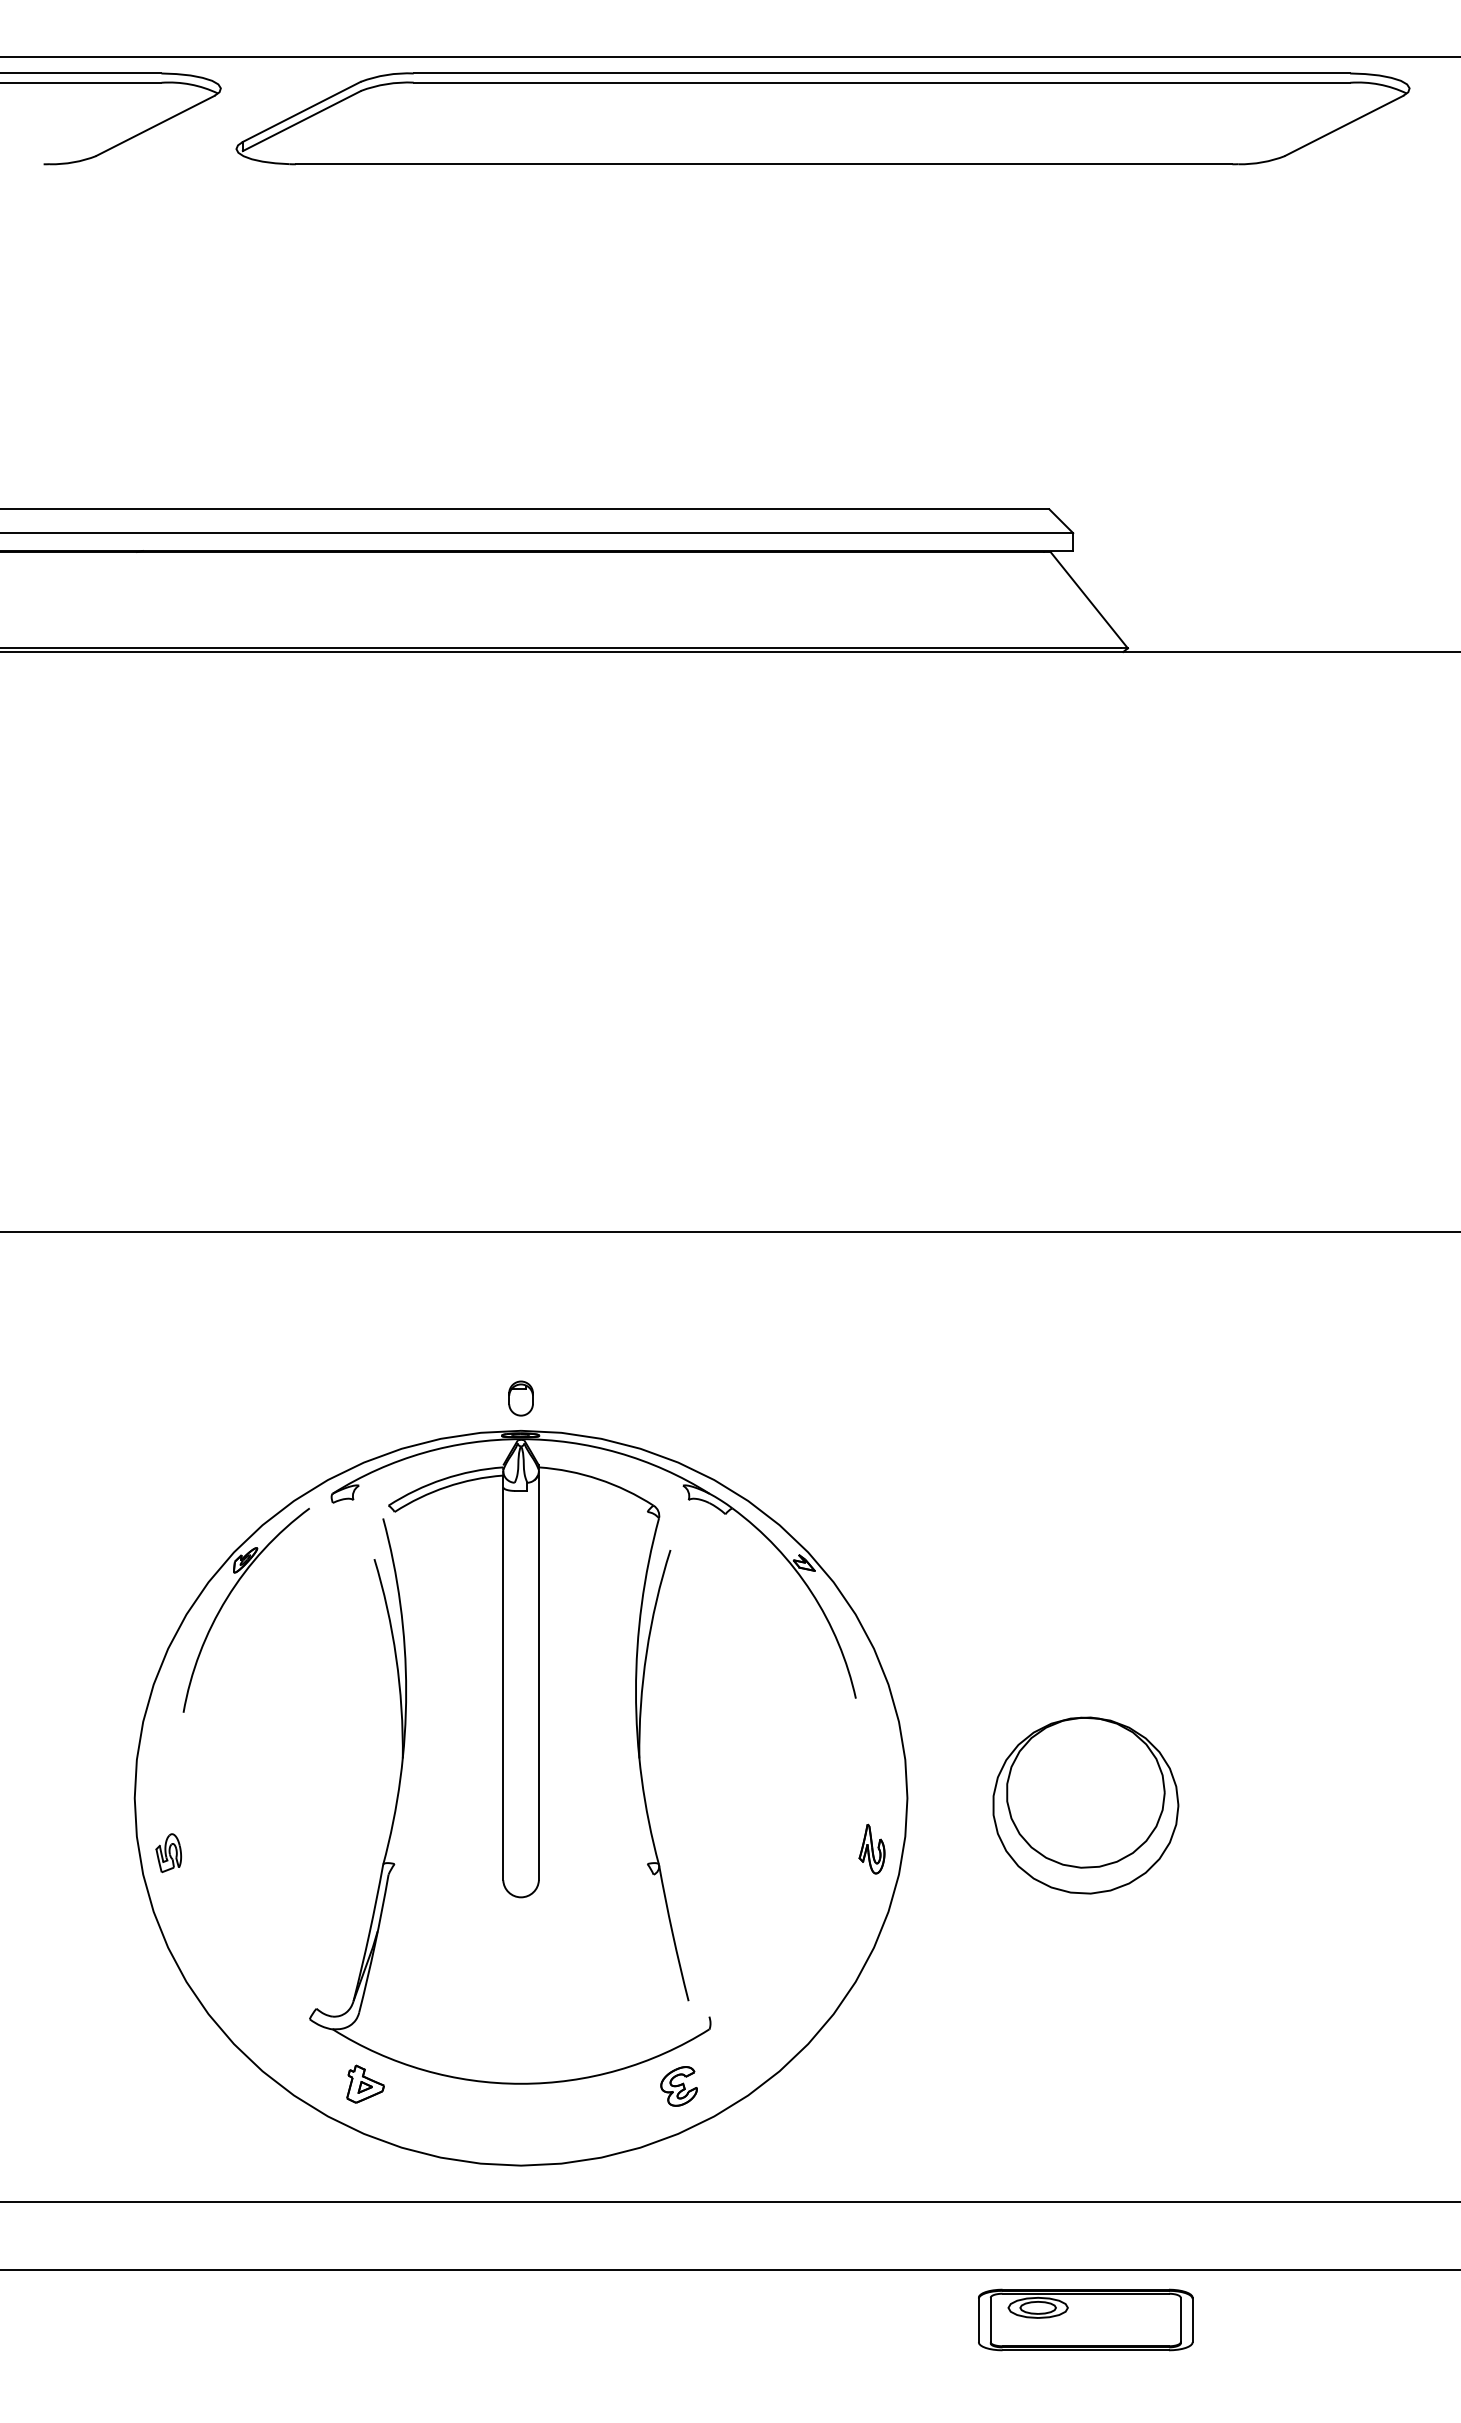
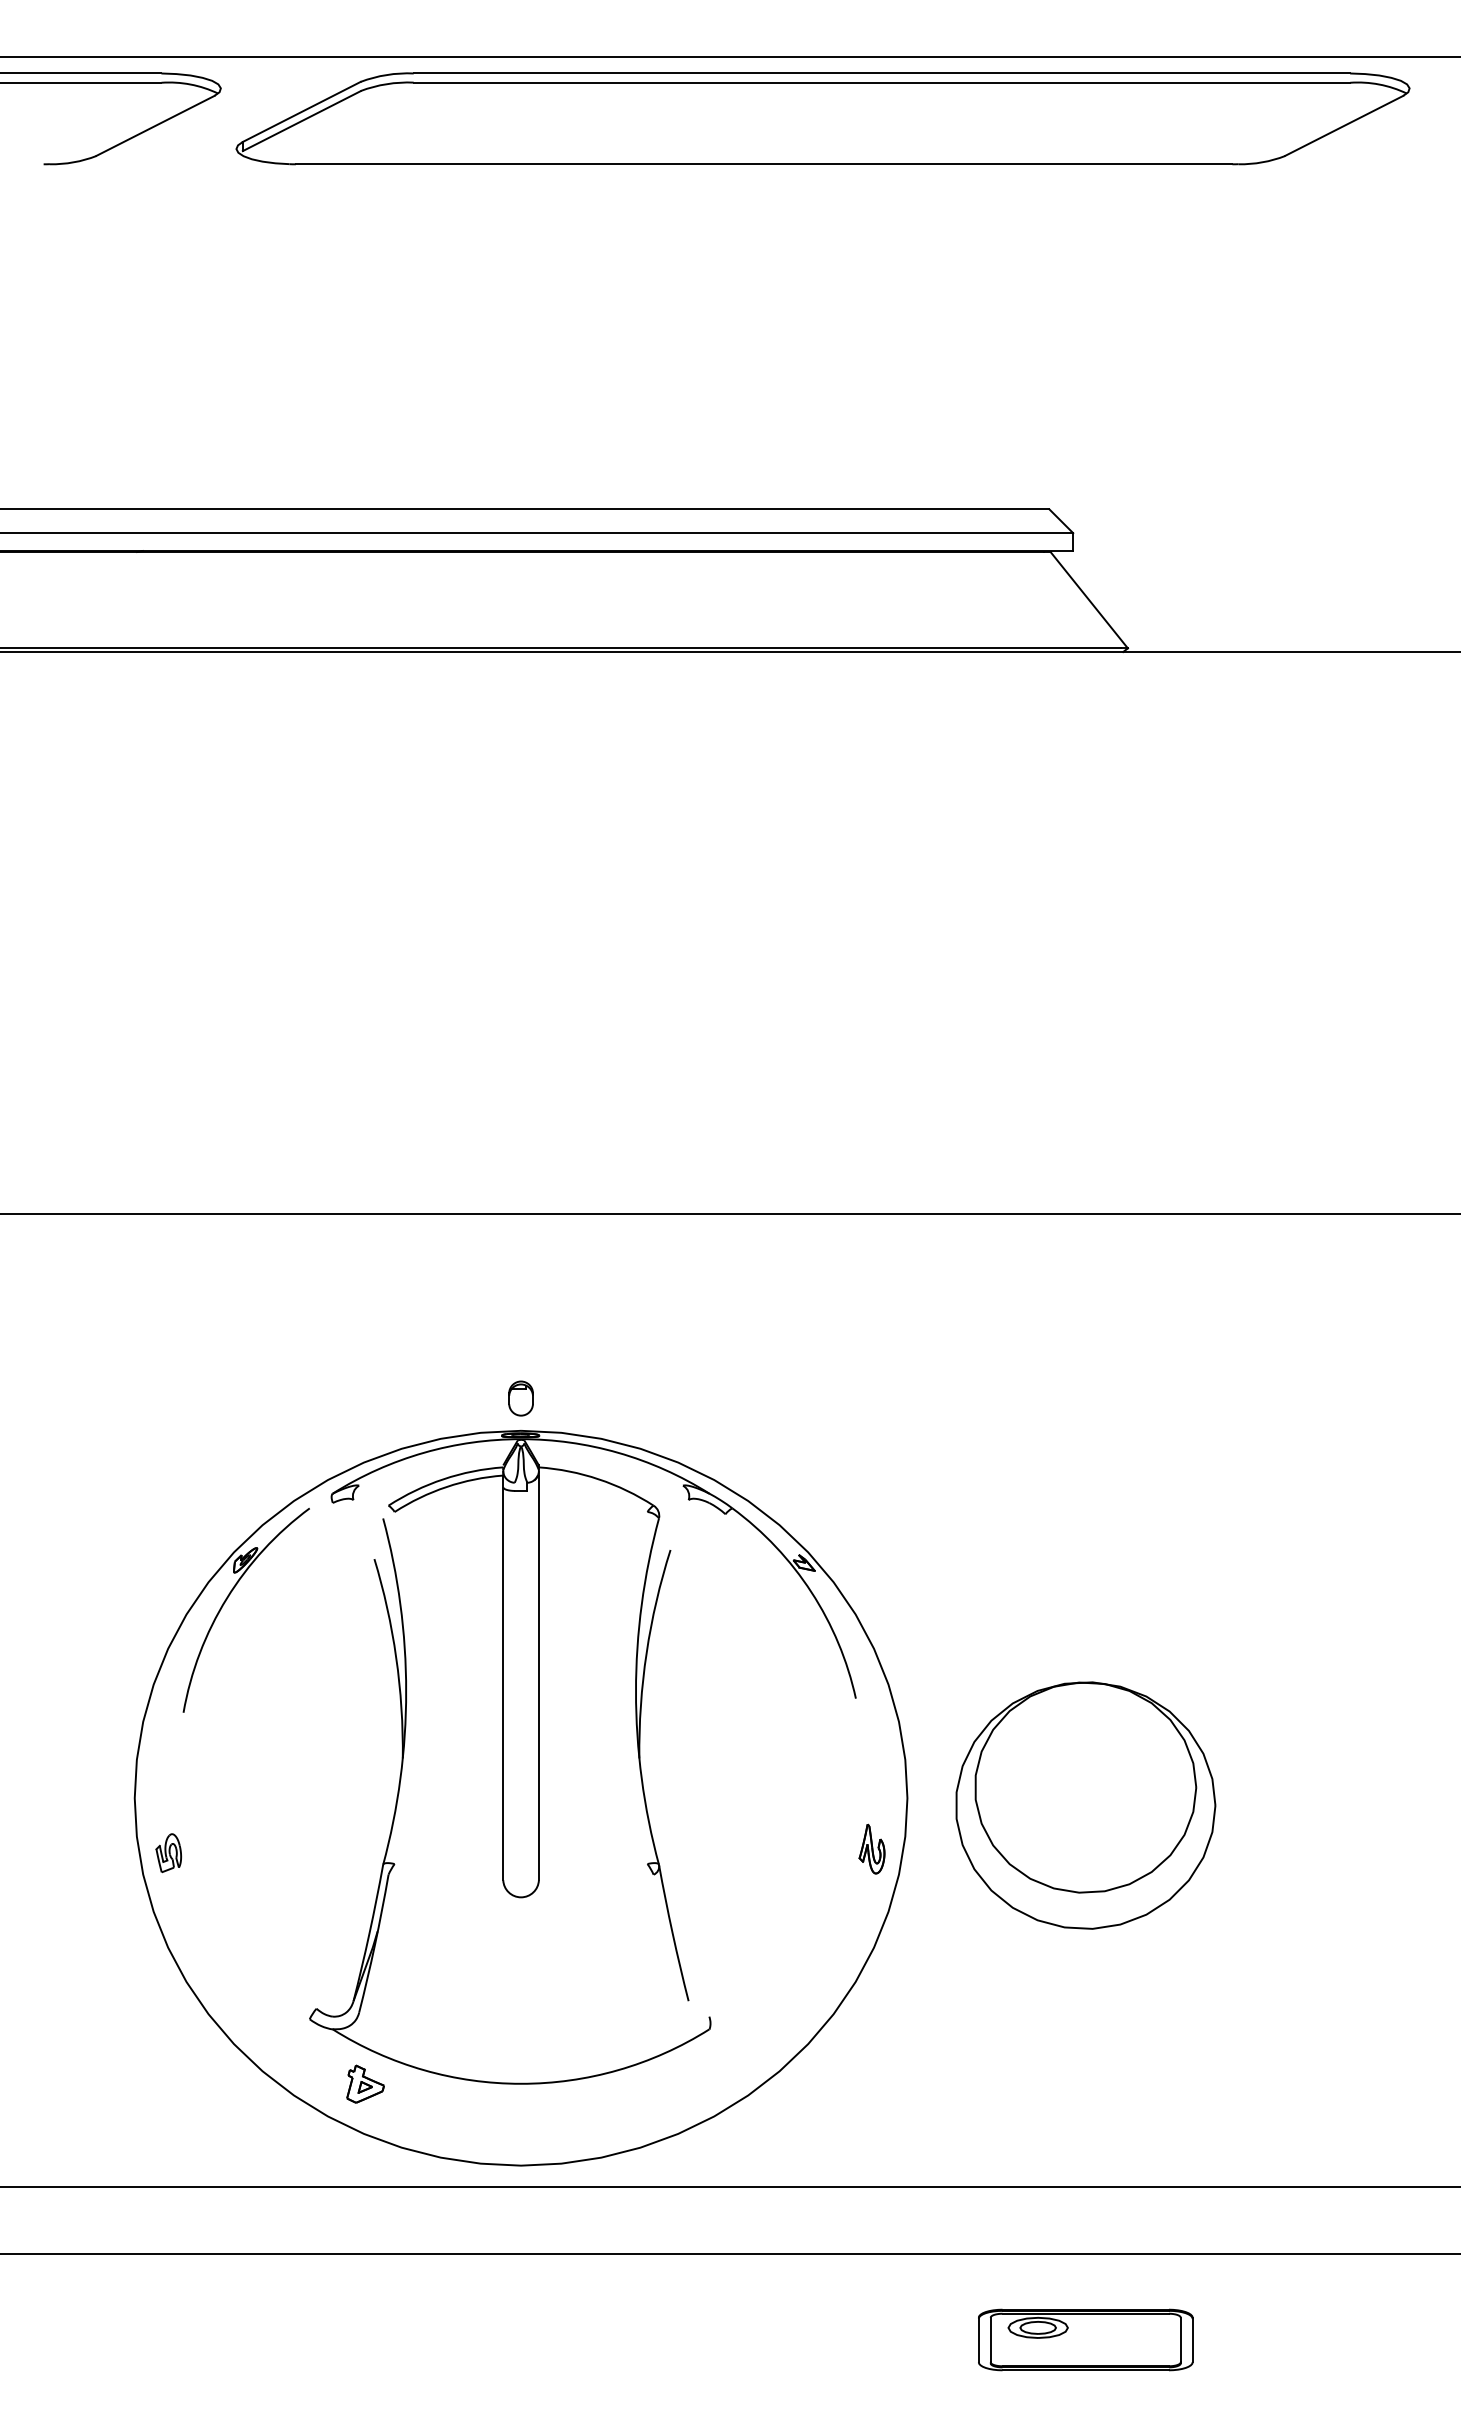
line position: (729, 1231) -> (729, 1213) (729, 1213)
part size: 188x179 px -> 262x249 px (1085, 1805)
part: present -> none (678, 2086)
line position: (729, 2202) -> (729, 2187) (729, 2187)
line position: (729, 2269) -> (729, 2253) (729, 2253)
part position: (1085, 2319) -> (1085, 2339) (1085, 2339)
